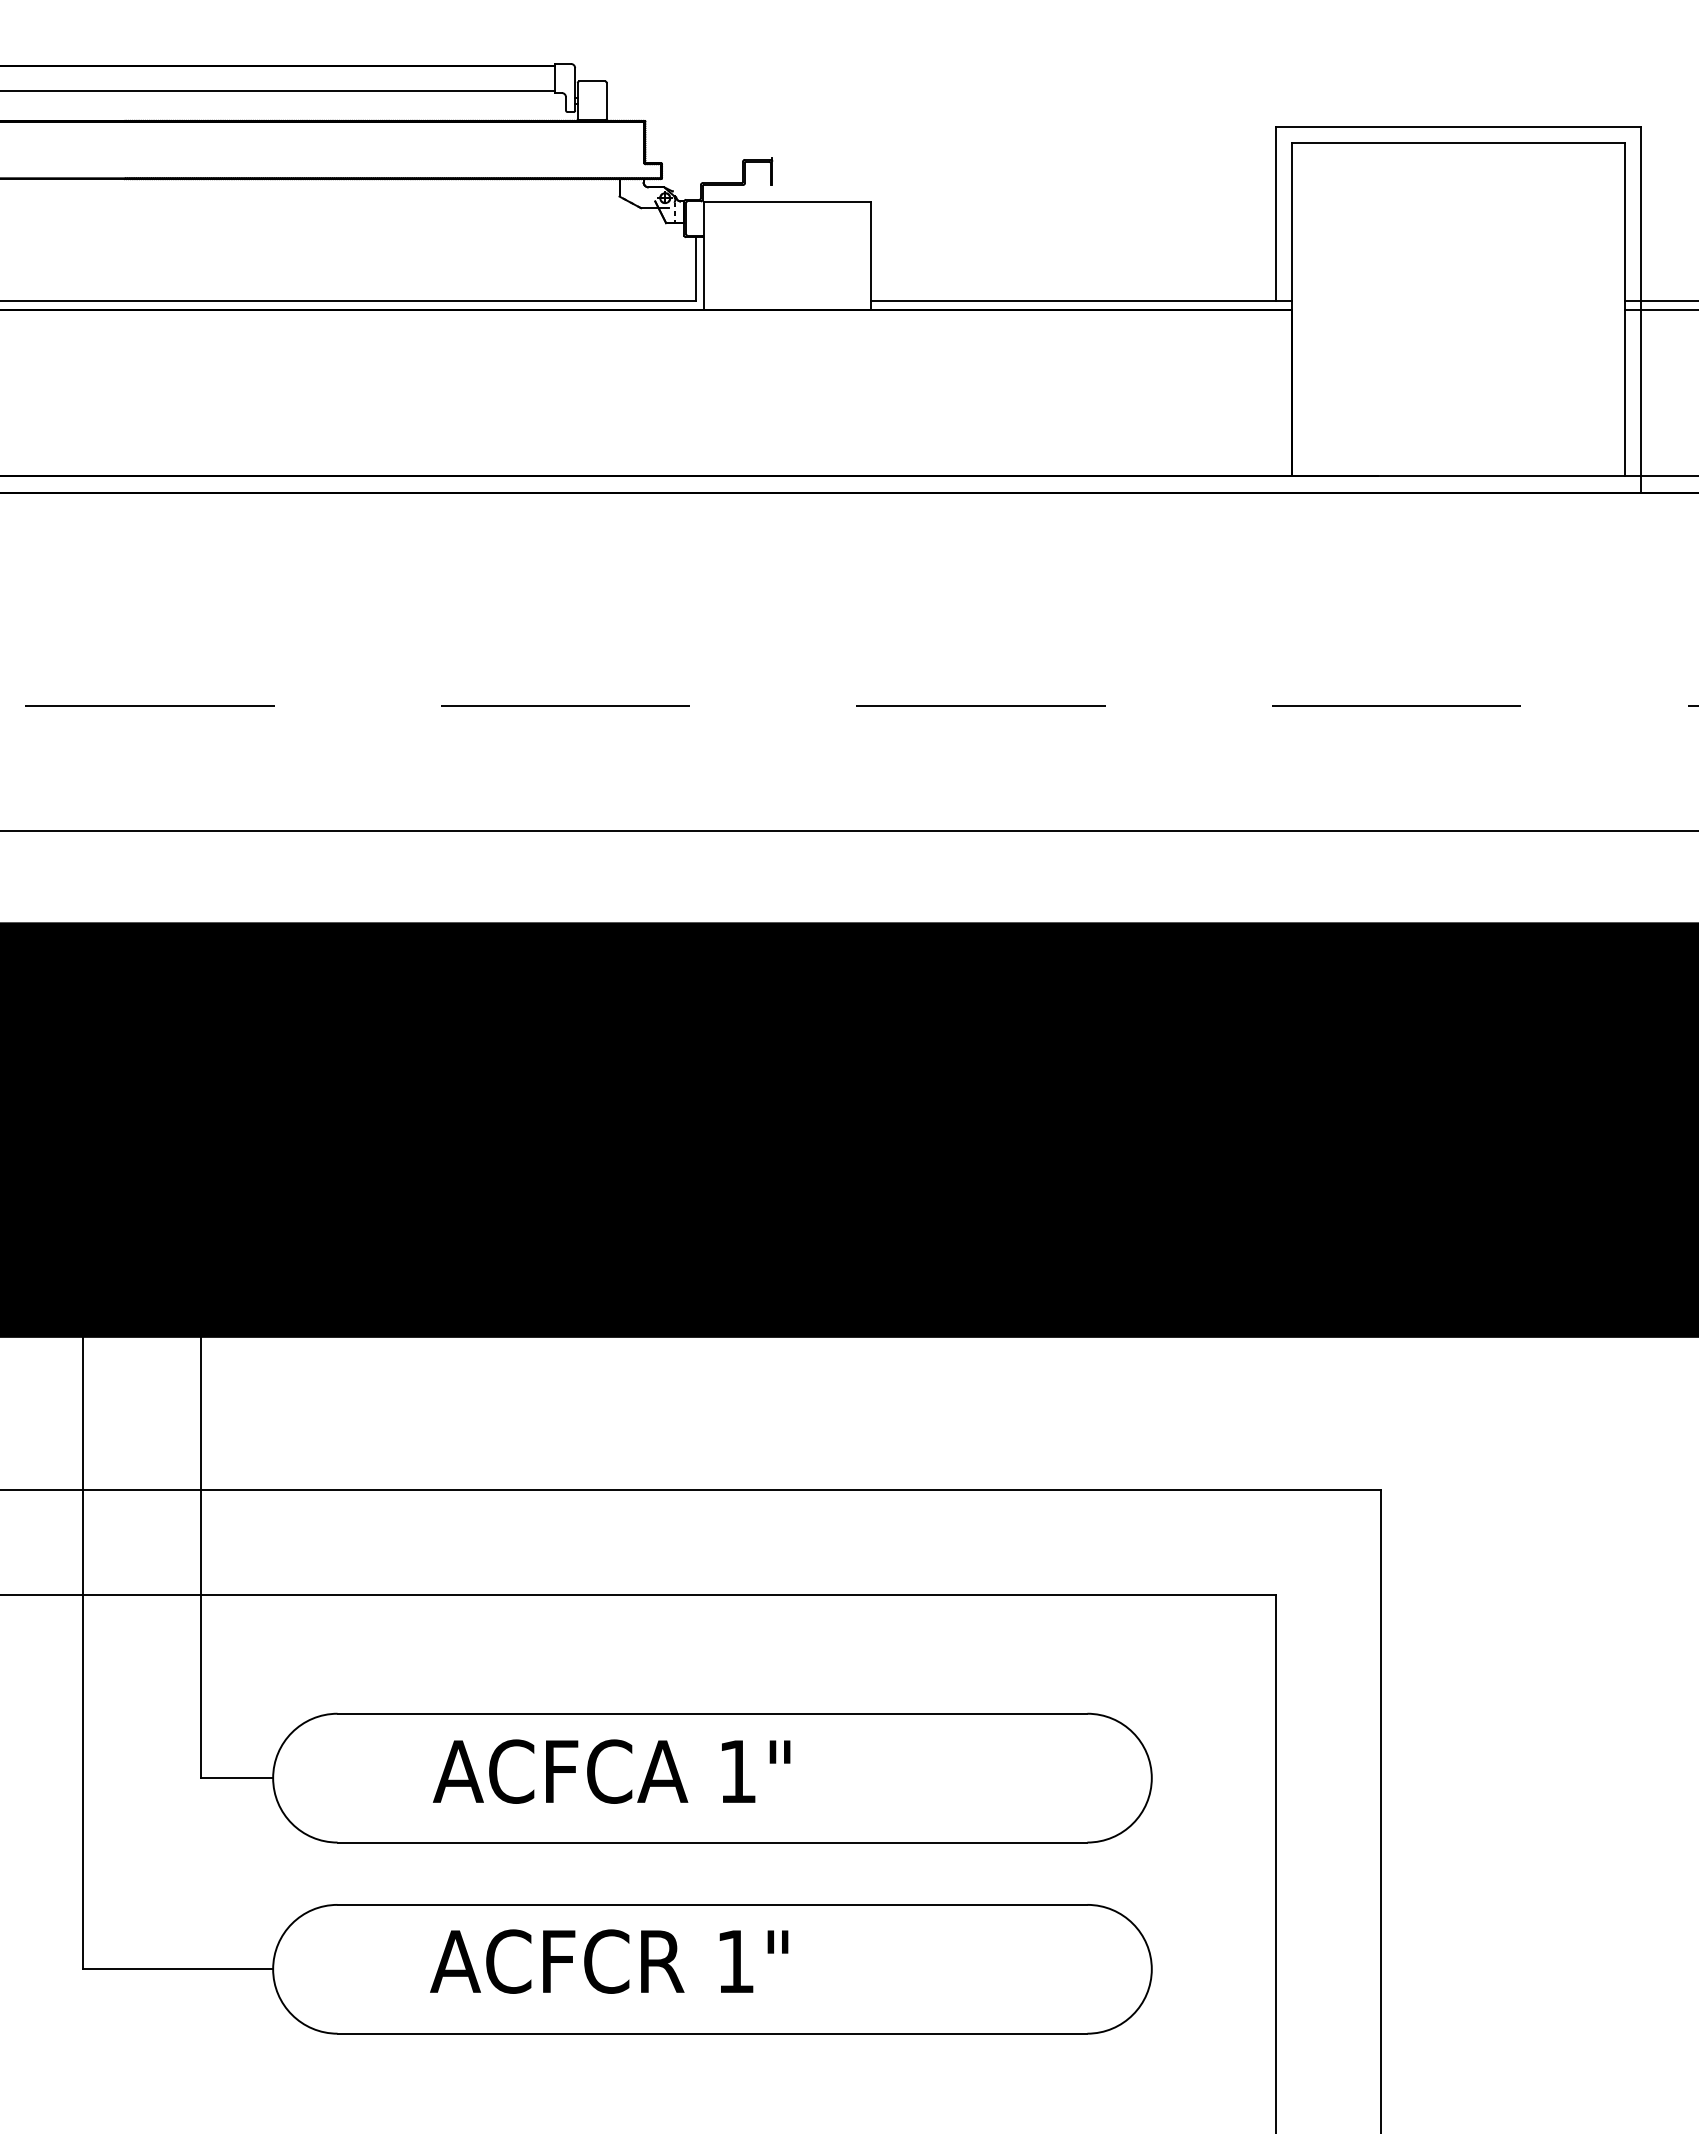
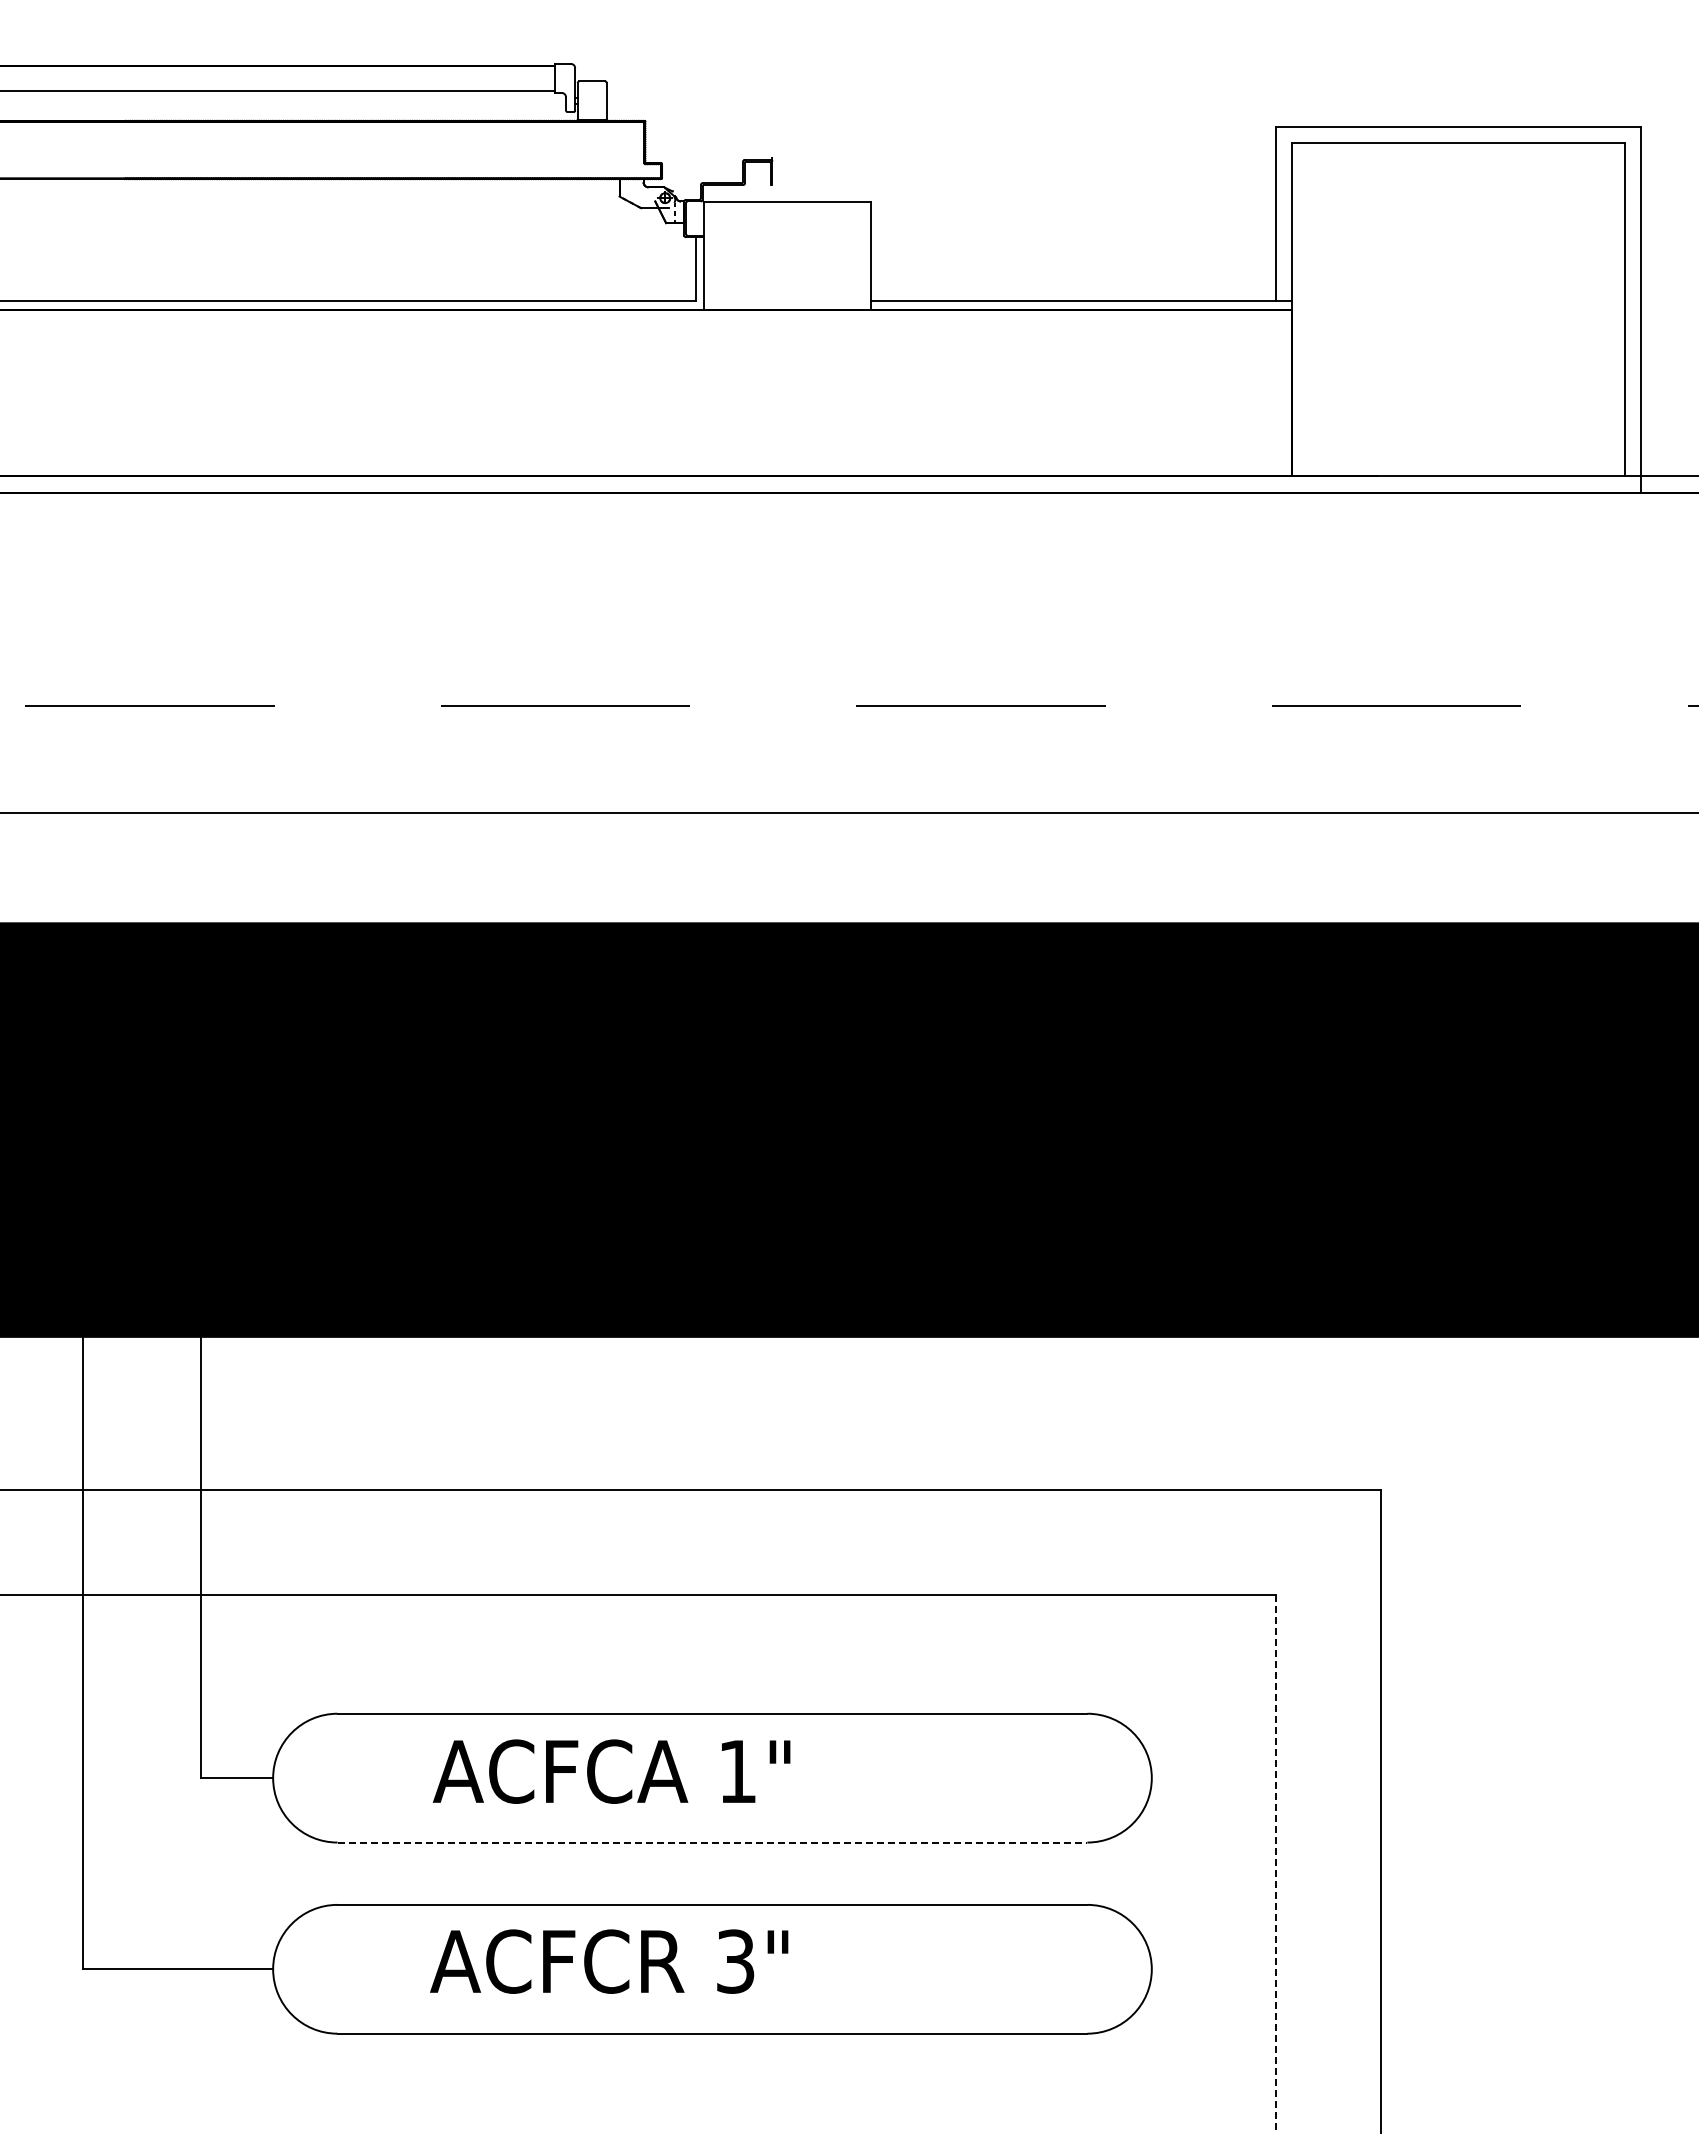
line: present -> none (1659, 301)
line: present -> none (1659, 309)
line position: (848, 830) -> (848, 812) (848, 812)
line: solid -> dashed (712, 1842)
line: solid -> dashed (1275, 1865)
text: 1" -> 3" (735, 1961)
